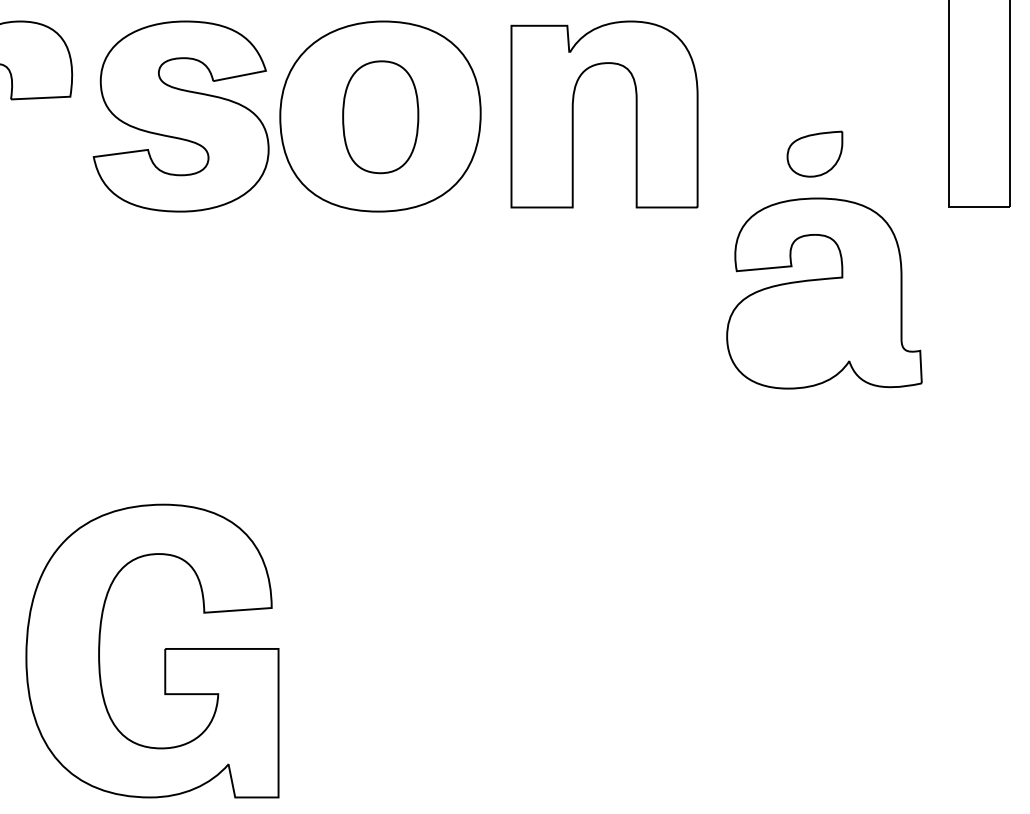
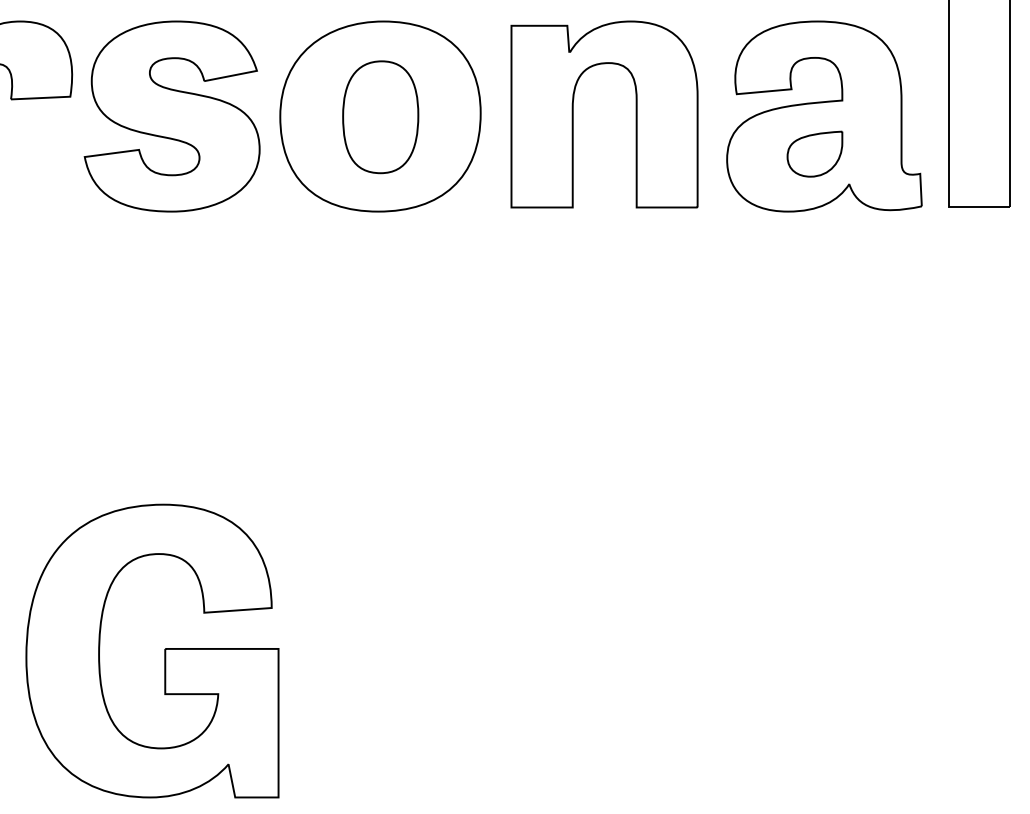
part position: (180, 116) -> (171, 116) (171, 116)
part position: (824, 293) -> (824, 116) (824, 116)
